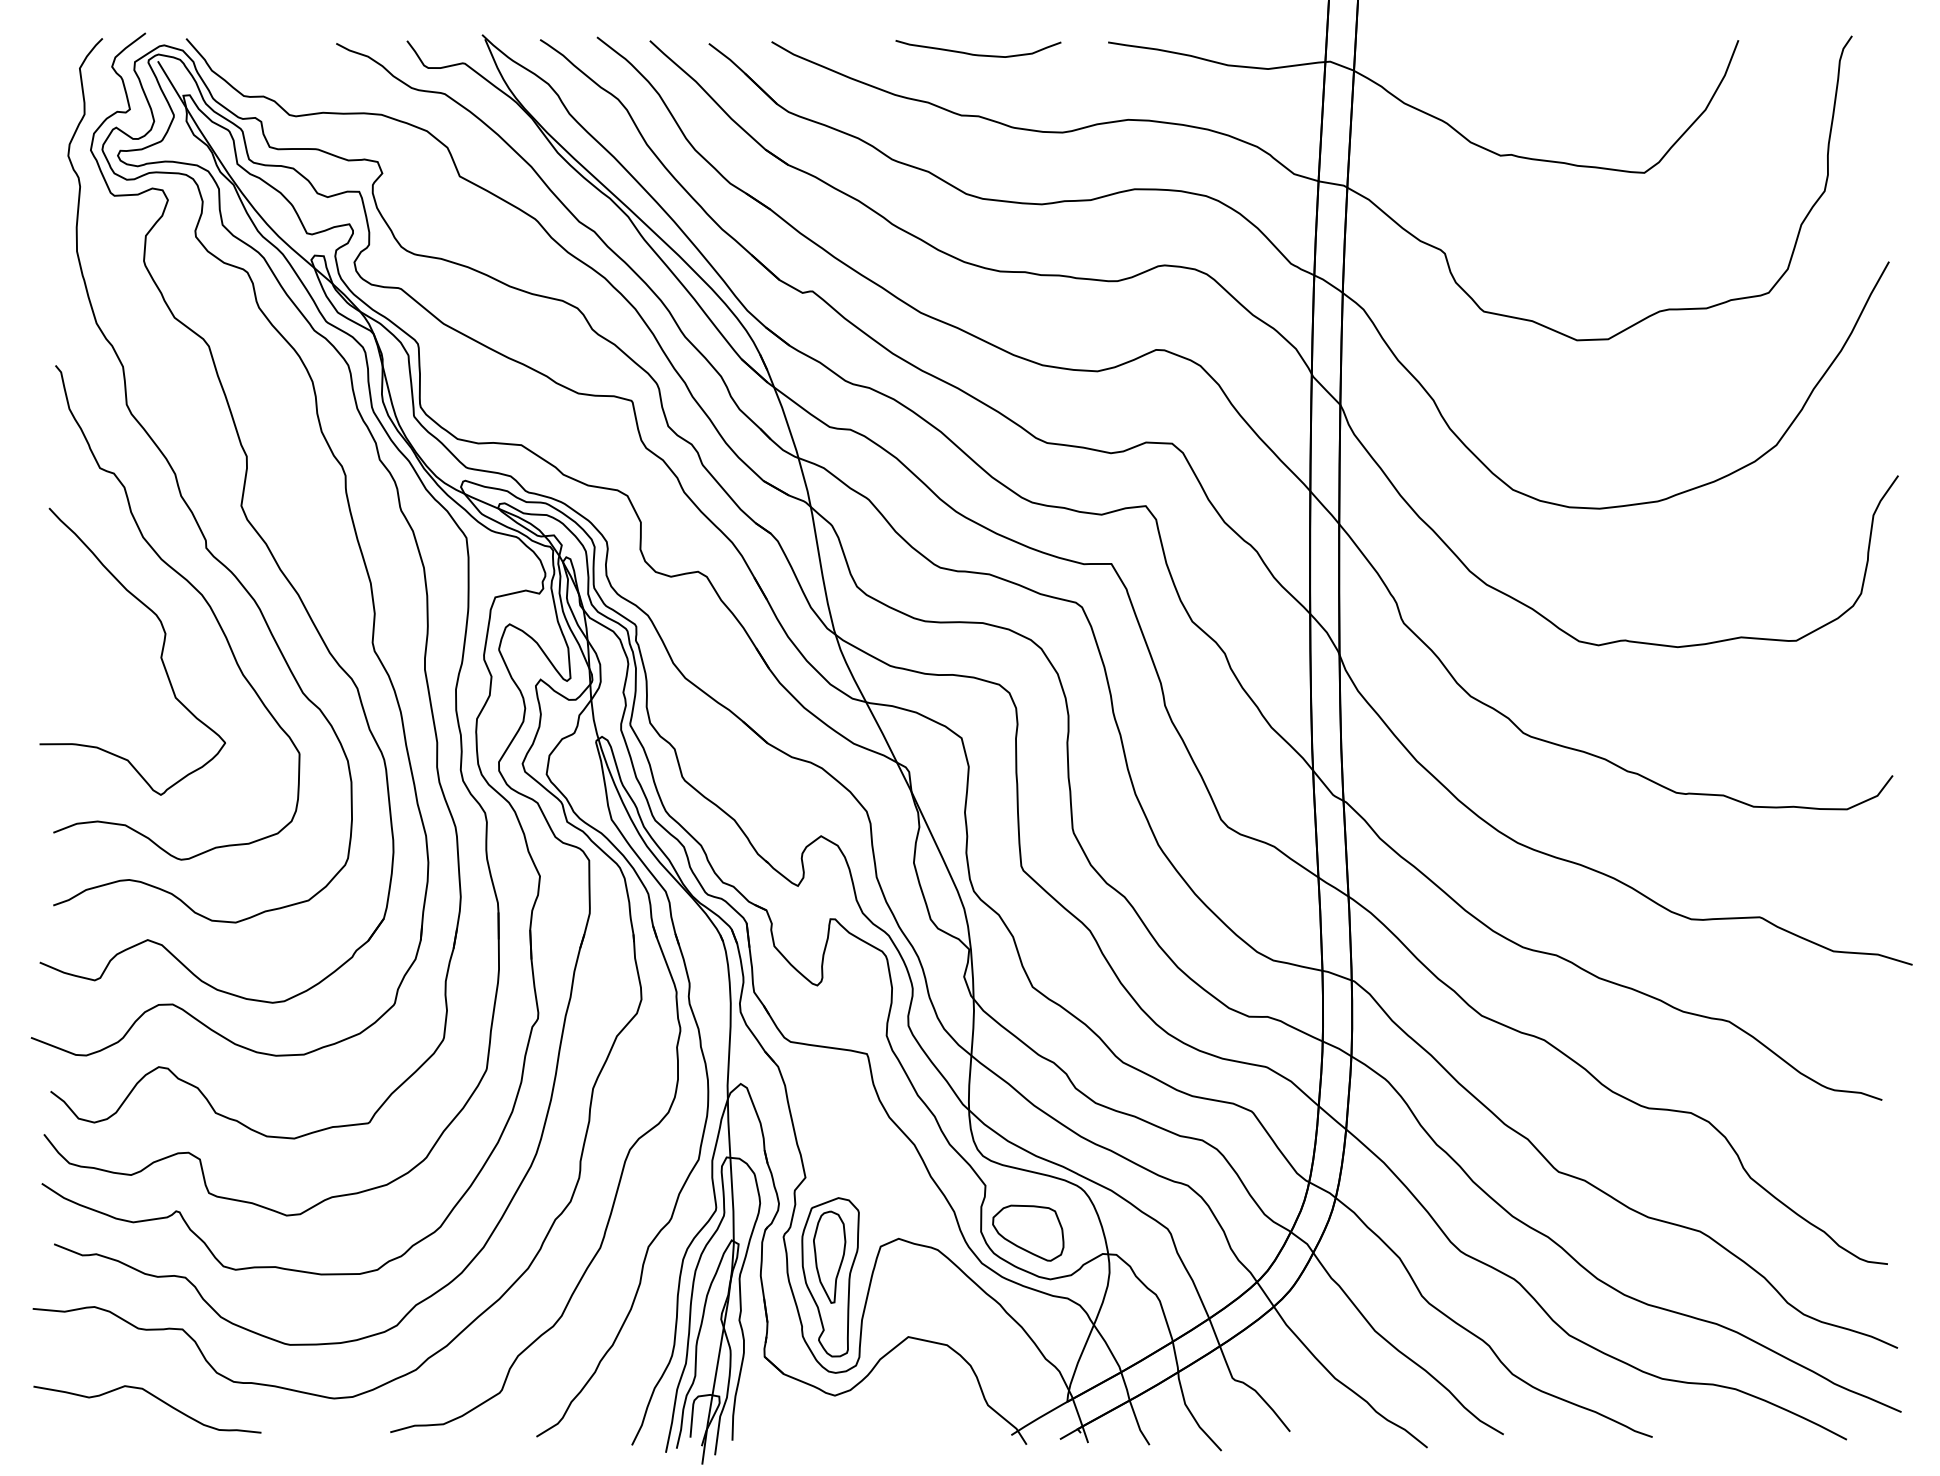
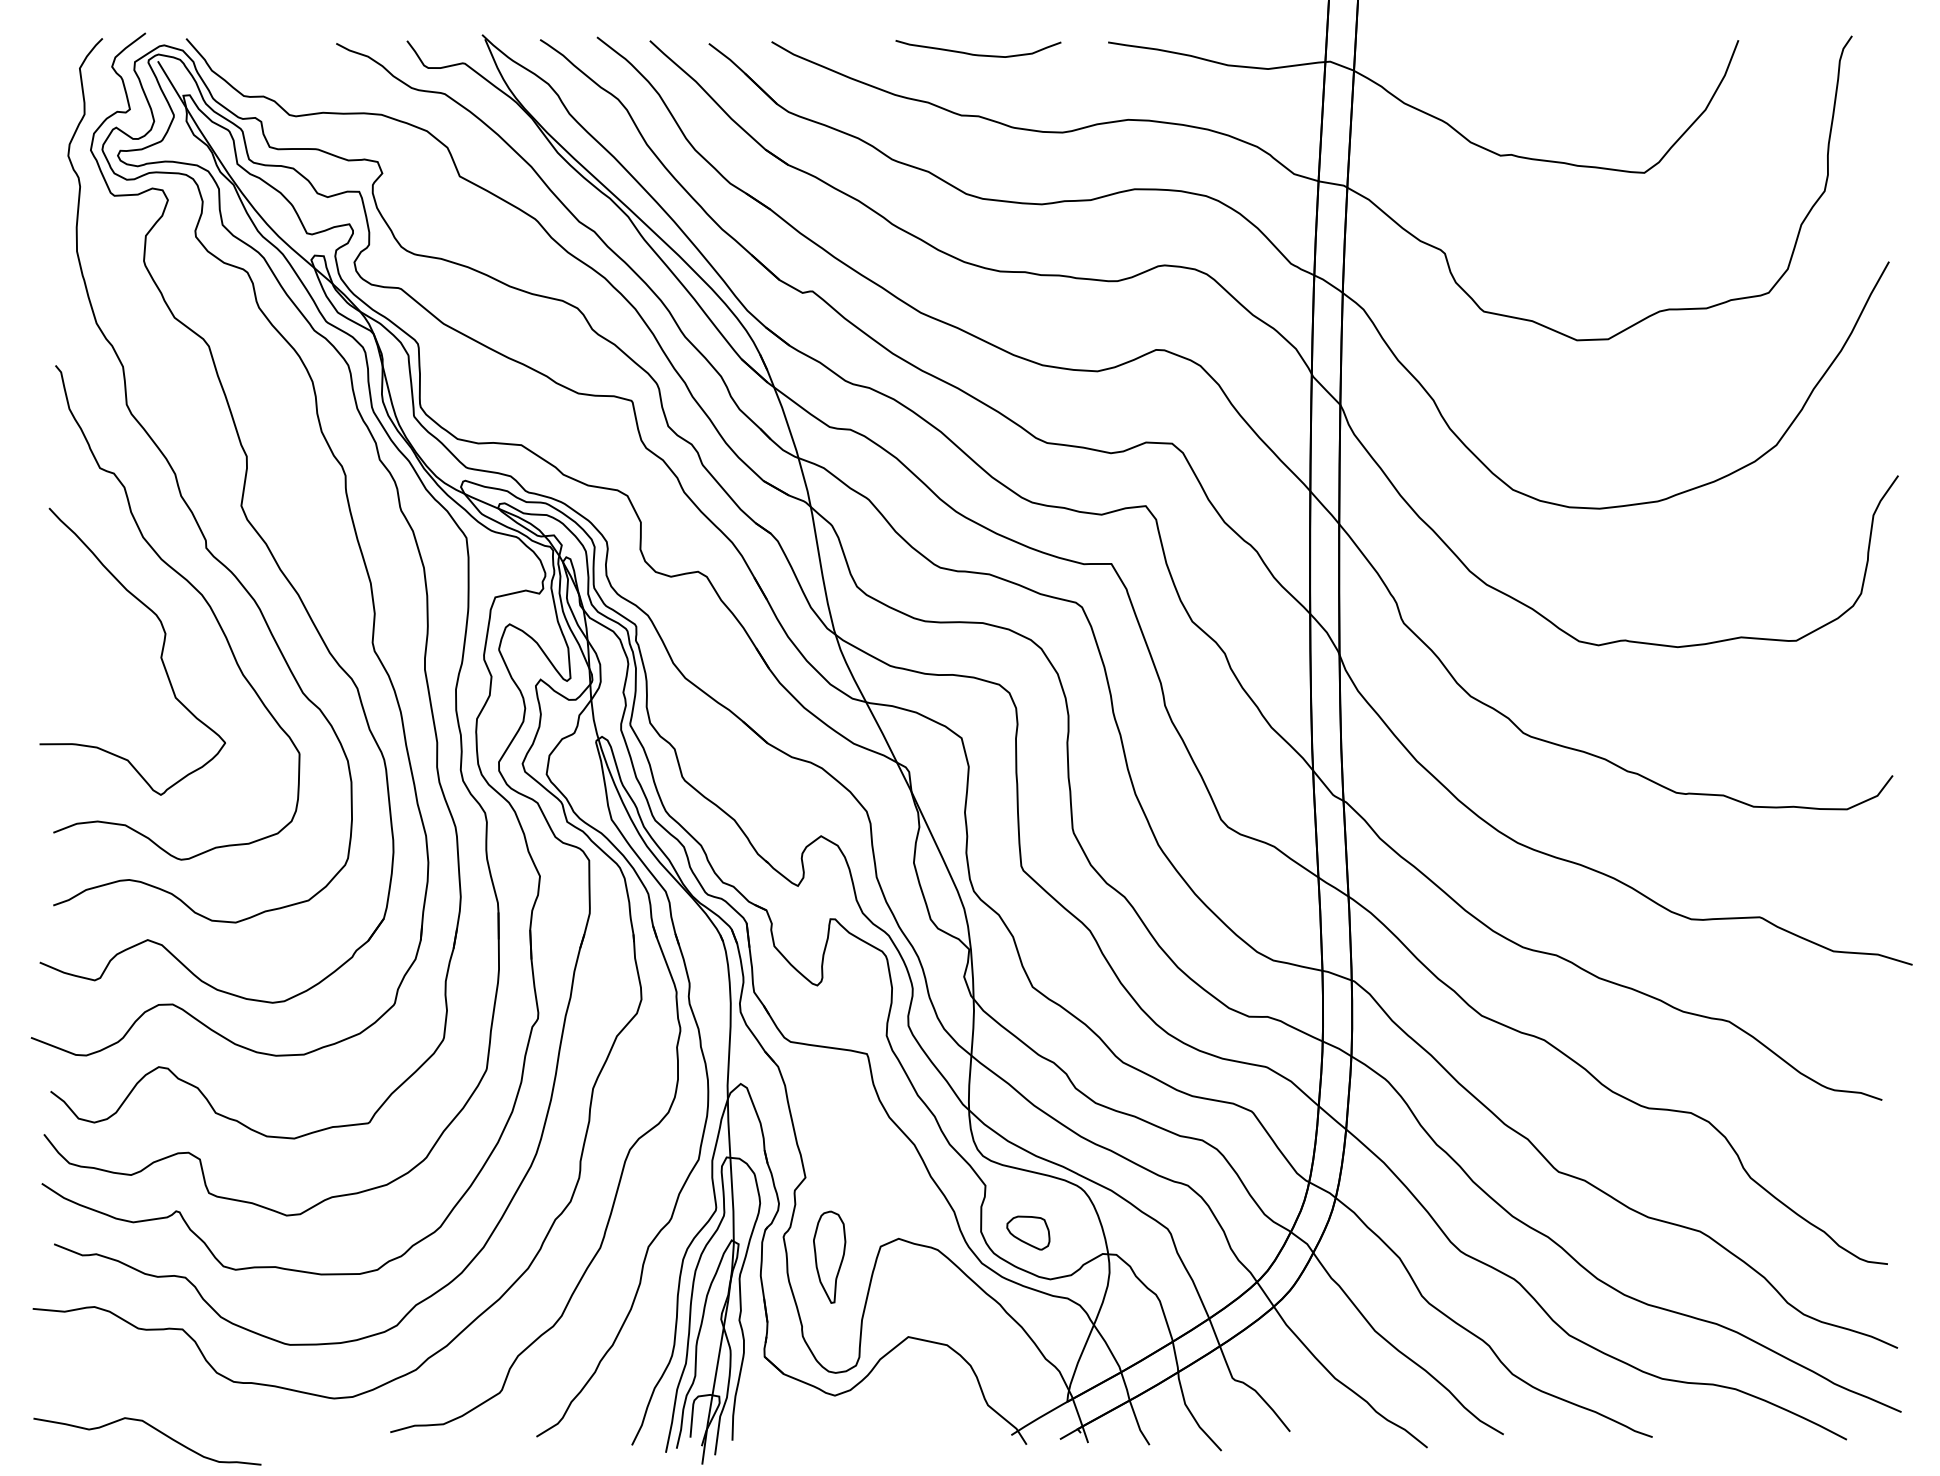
part size: 73x58 px -> 45x36 px (1028, 1232)
part: present -> none (830, 1277)
curve position: (154, 1397) -> (154, 1429) (154, 1429)
